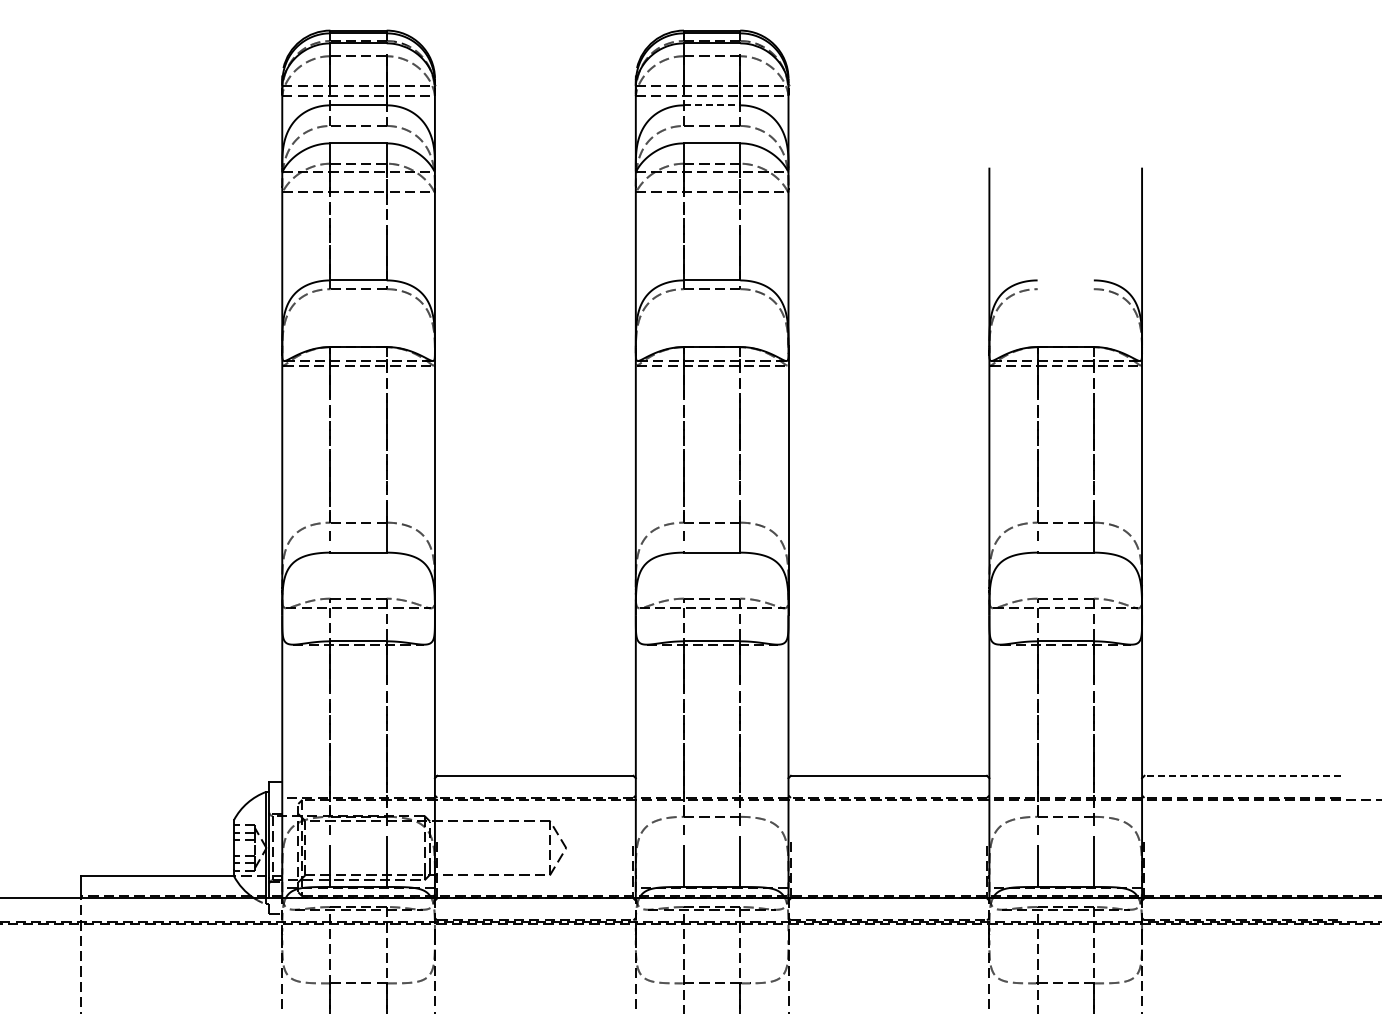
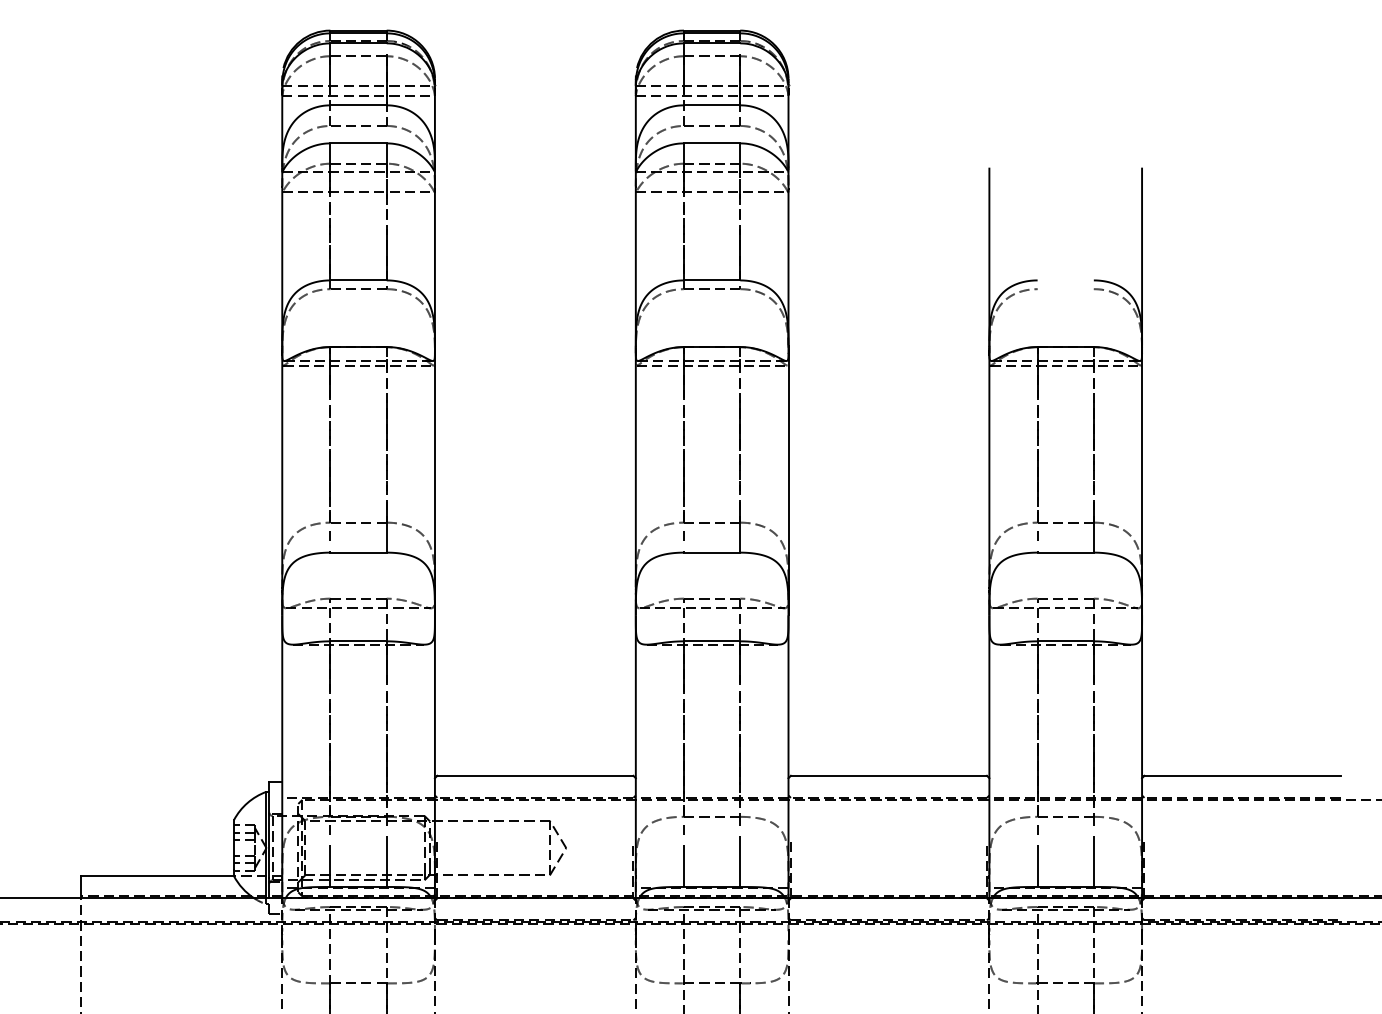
line: dashed -> solid (712, 105)
line: dashed -> solid (1242, 775)
